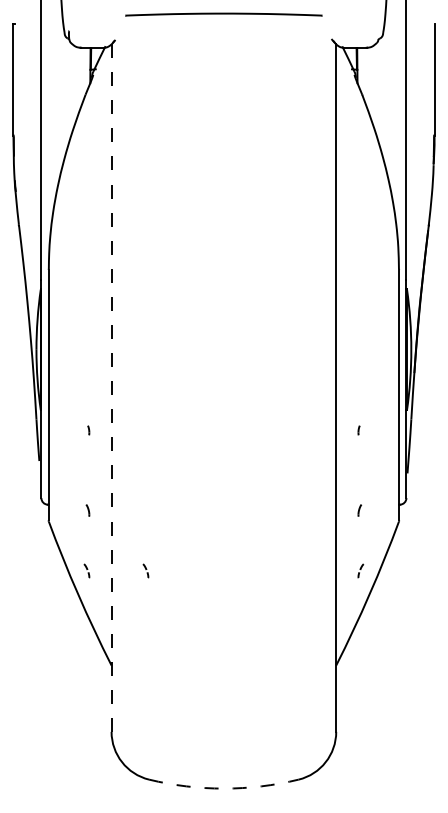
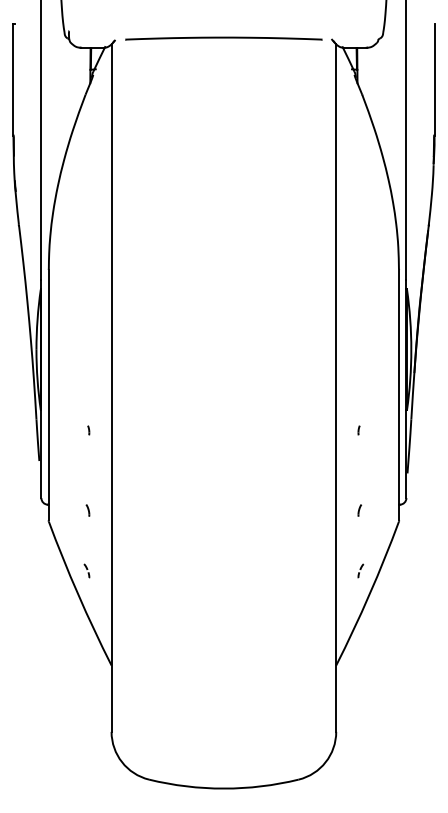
part position: (223, 14) -> (223, 38) (223, 38)
line: dashed -> solid (111, 388)
part: present -> none (145, 570)
arc: dashed -> solid (223, 788)
